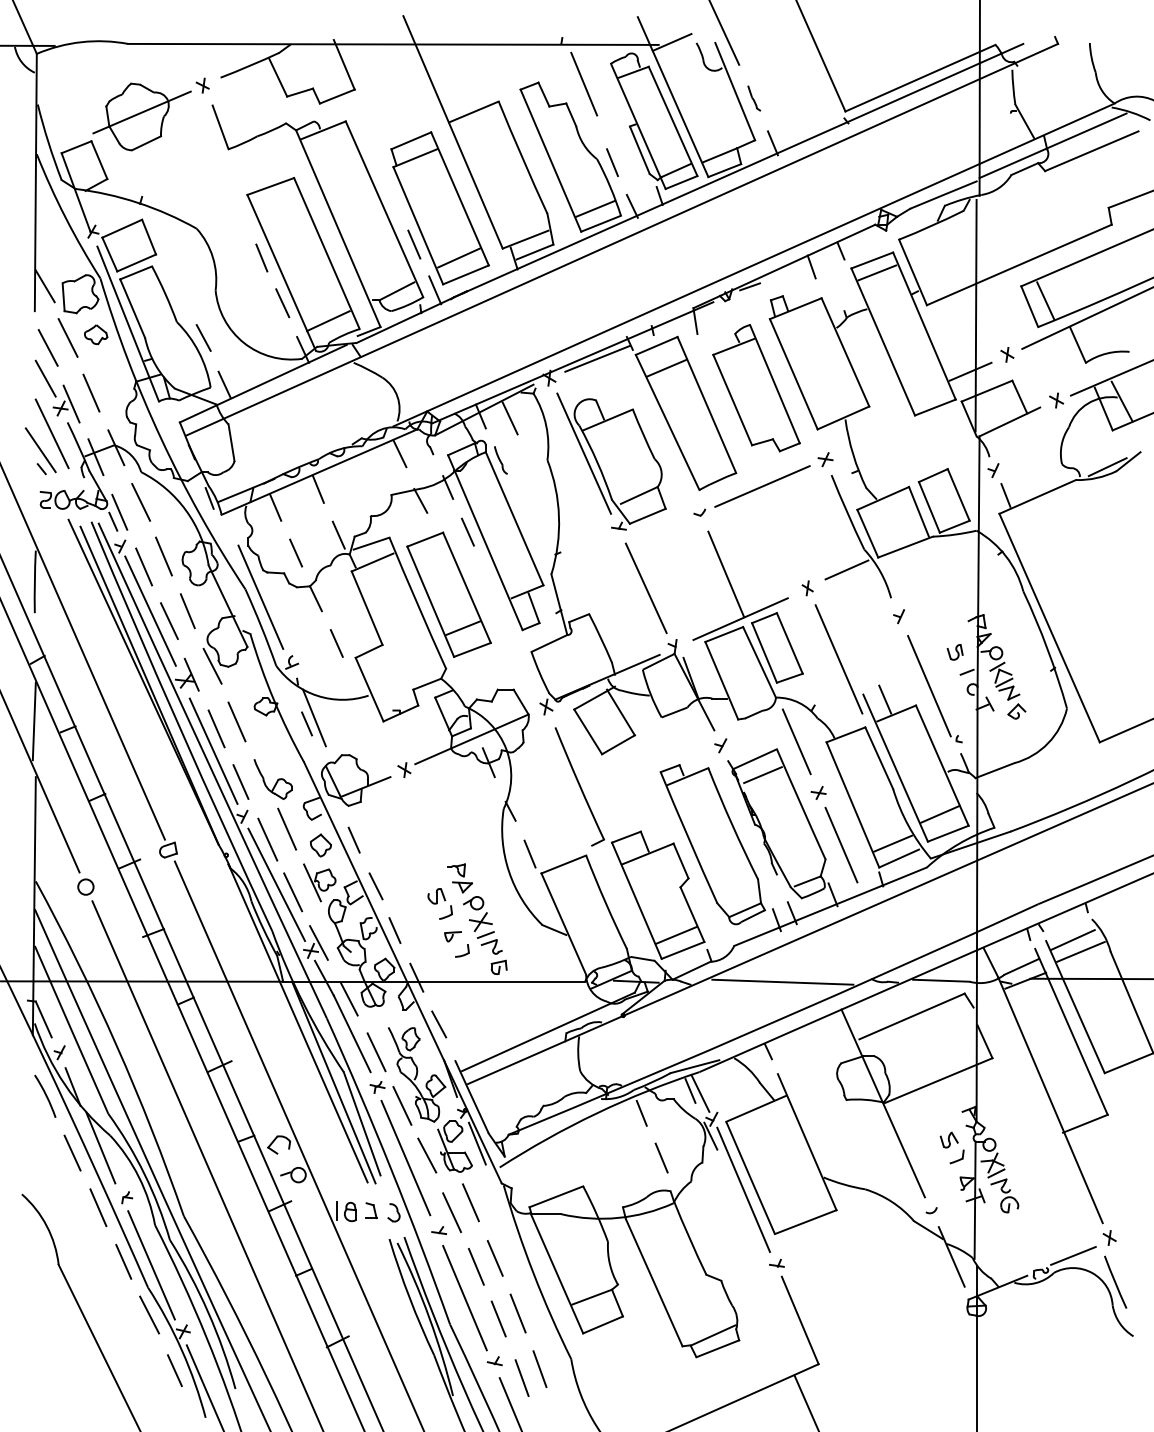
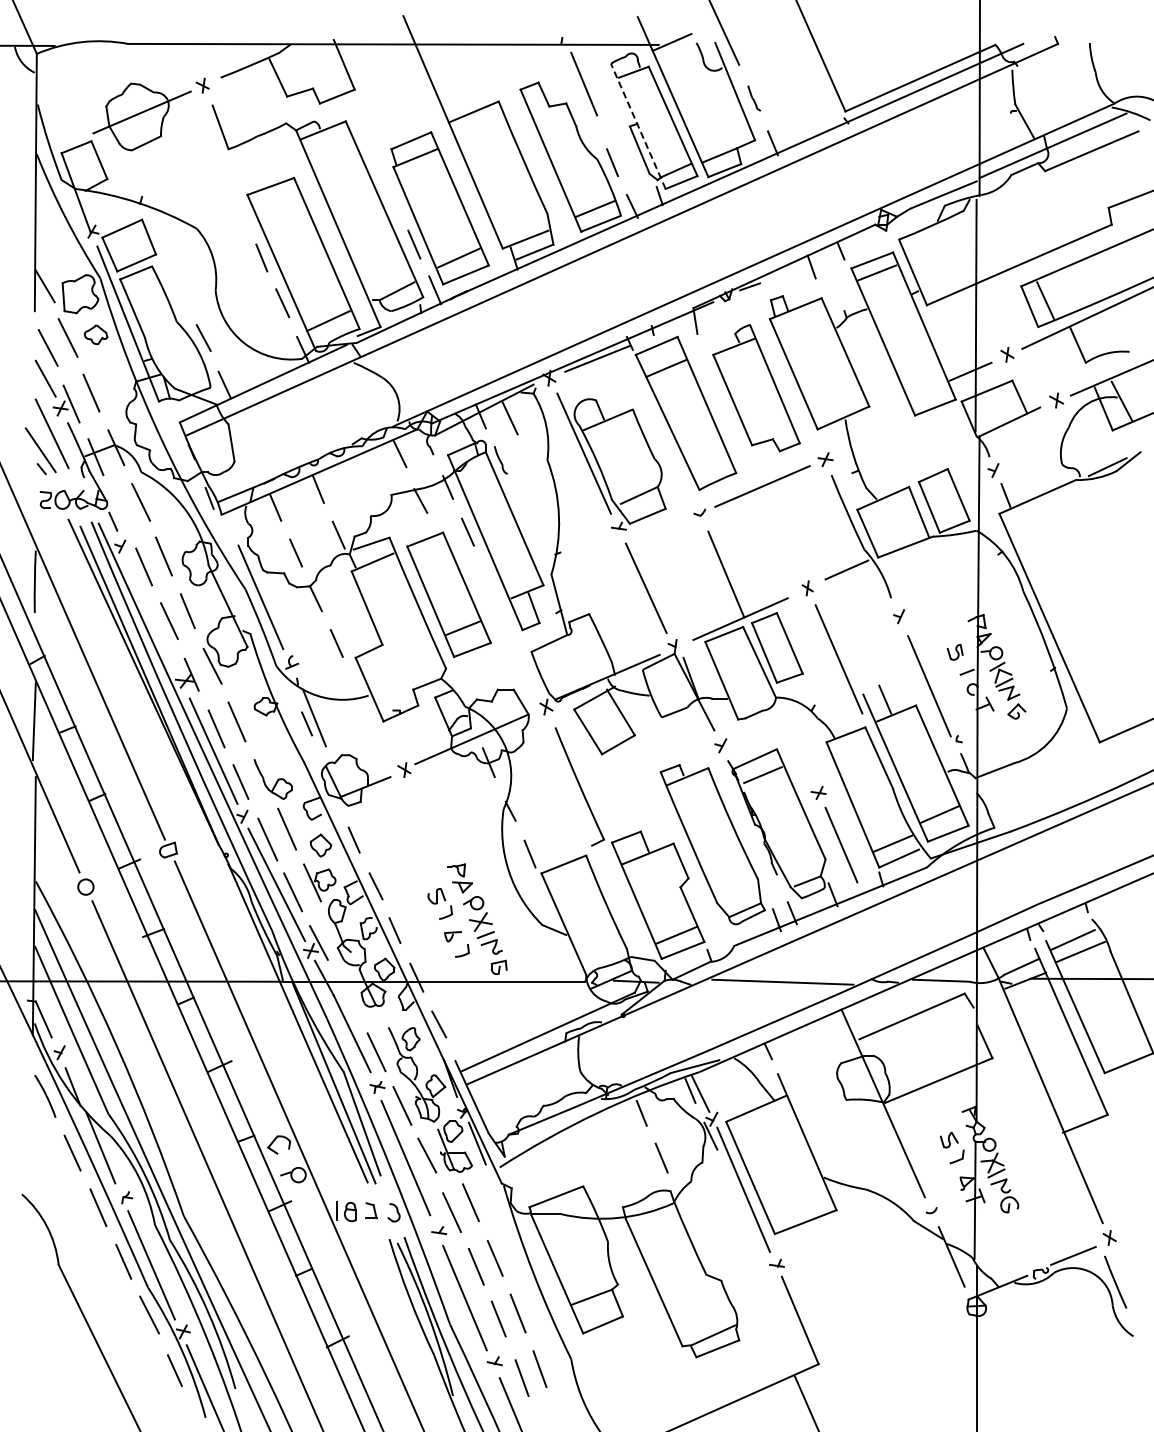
line: solid -> dashed (638, 125)
line: present -> none (119, 511)
line: present -> none (150, 610)
line: present -> none (796, 741)
line: present -> none (348, 998)
